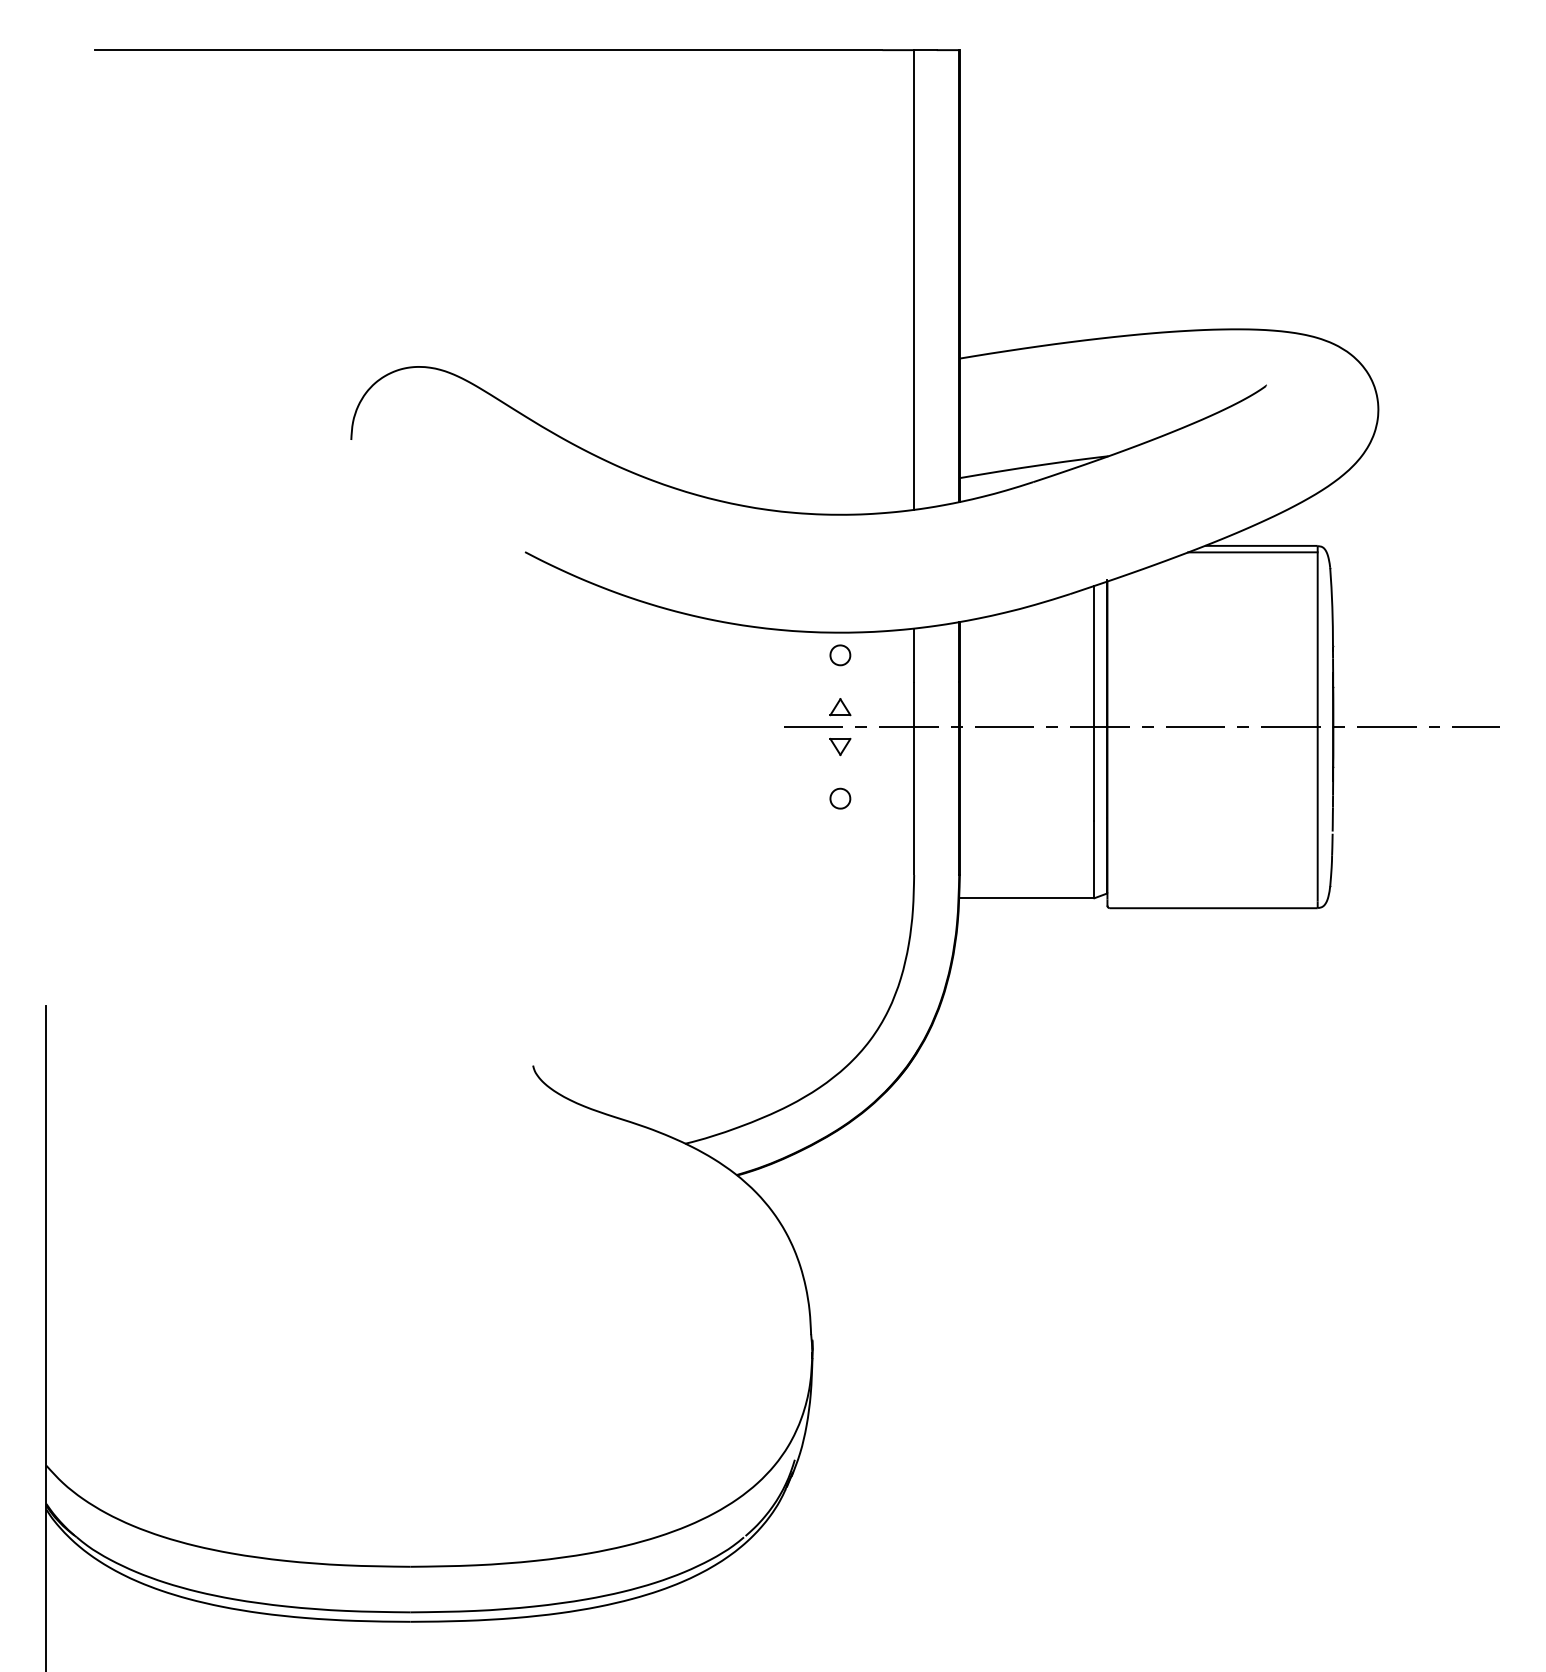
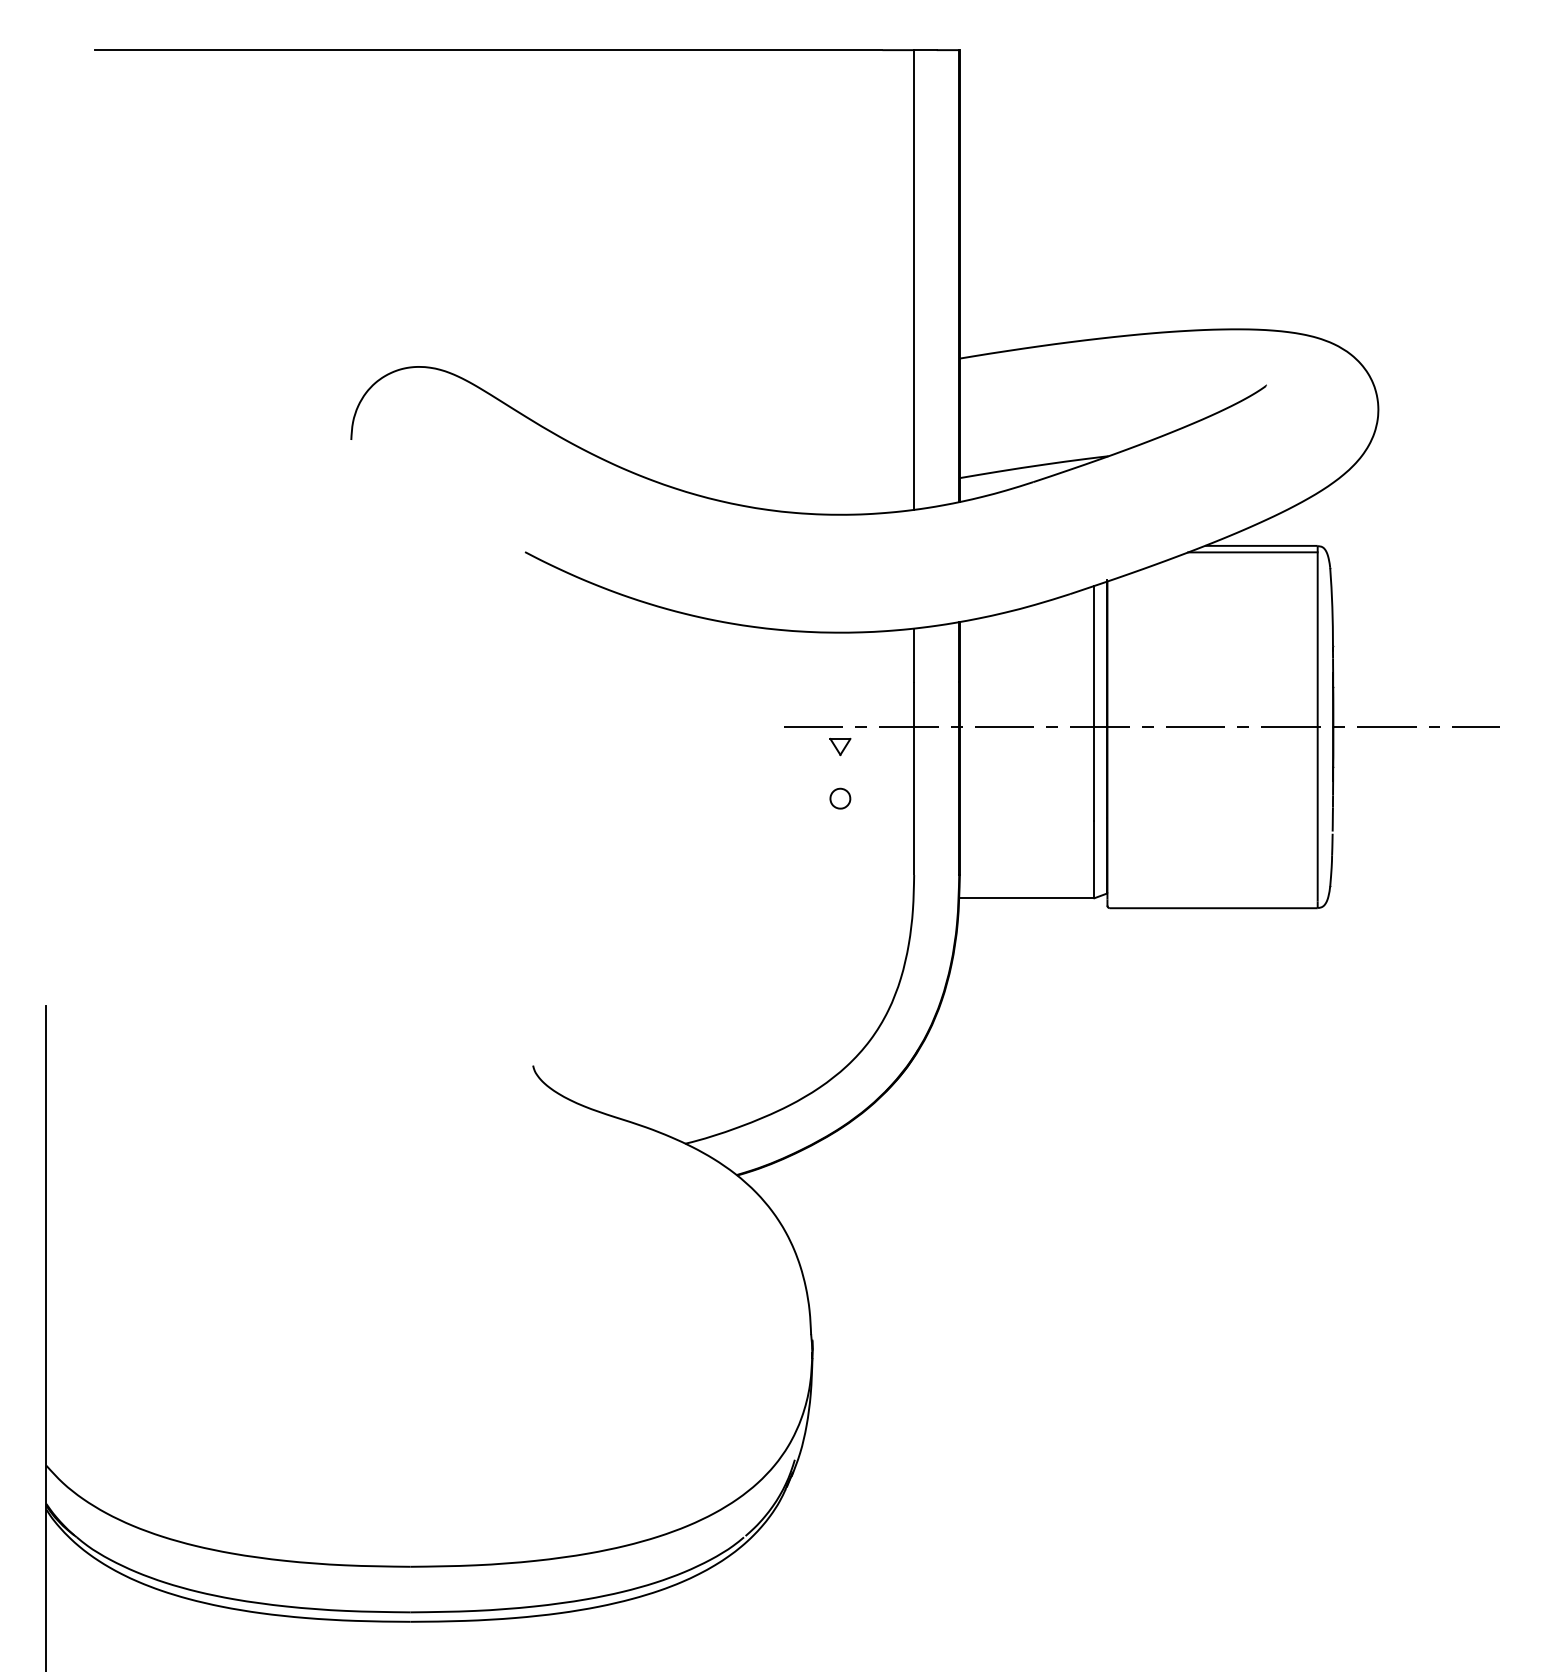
part: present -> none (840, 655)
part: present -> none (840, 707)
